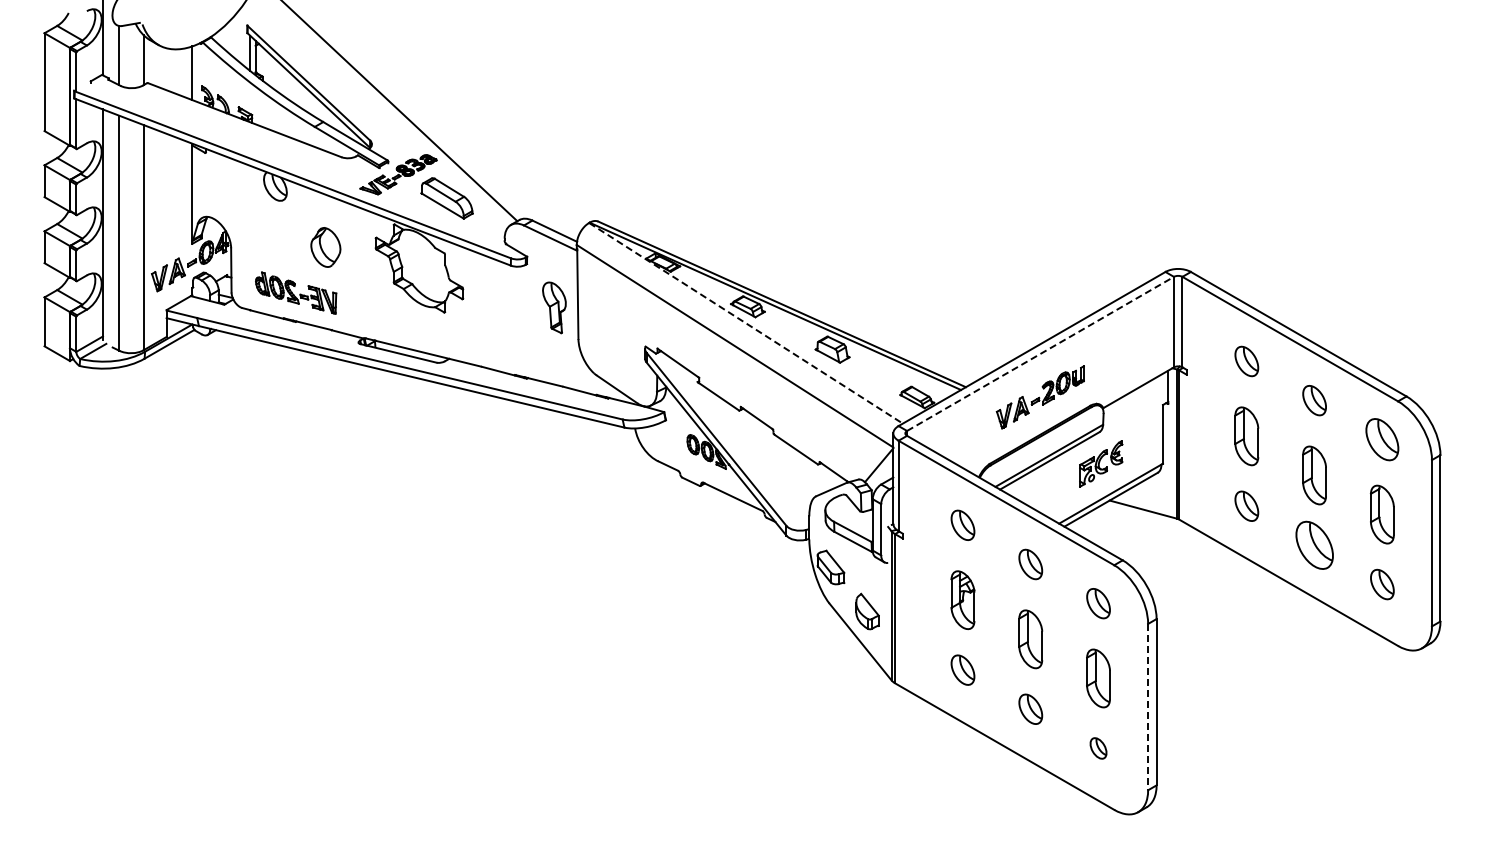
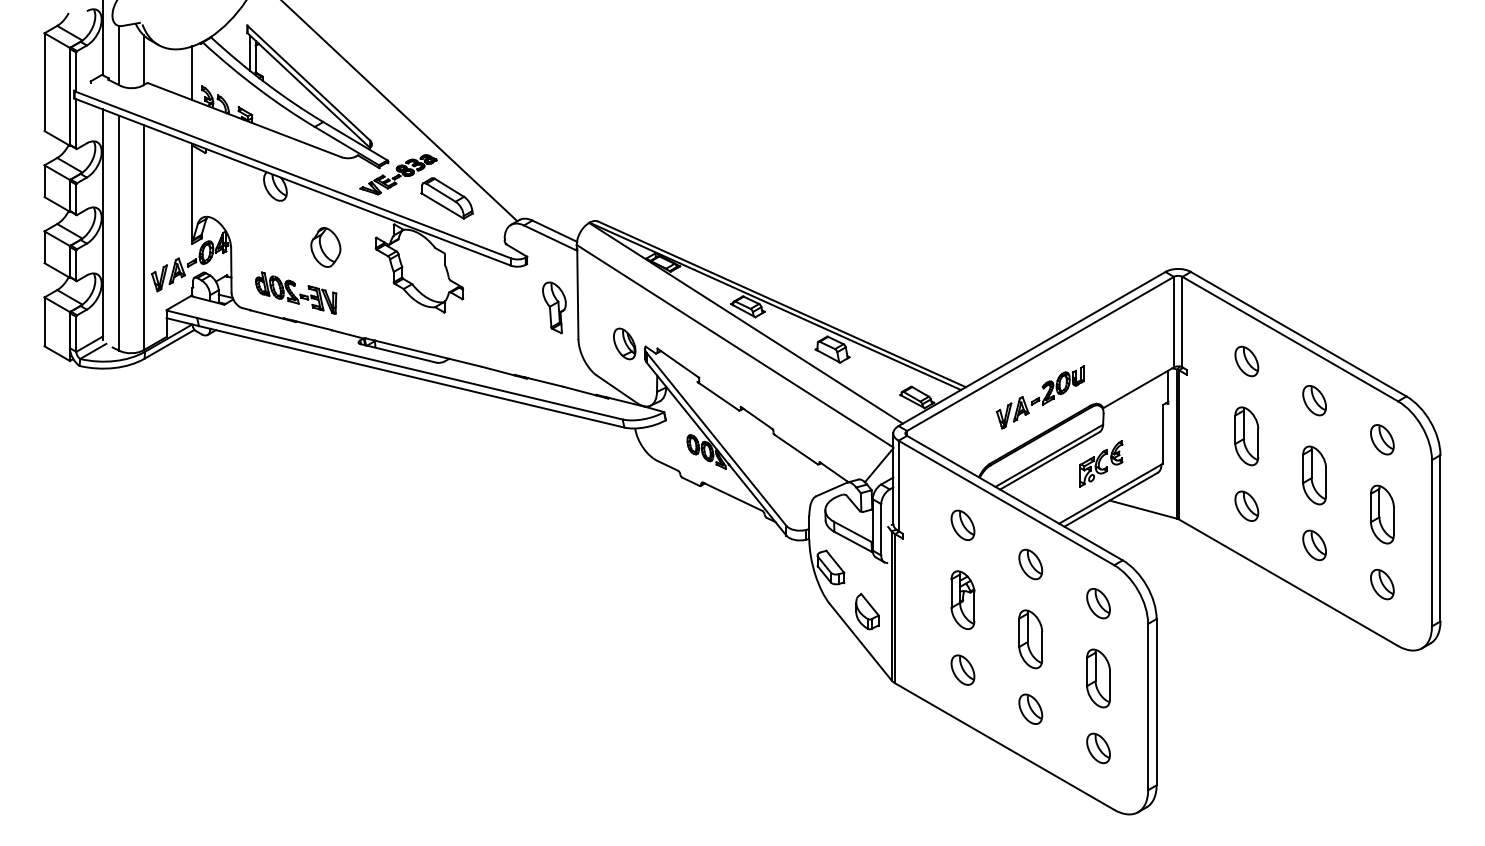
line: dashed -> solid (746, 323)
part: none -> present (624, 343)
line: dashed -> solid (1040, 353)
part size: 35x44 px -> 25x32 px (1382, 439)
part size: 39x50 px -> 25x33 px (1314, 545)
line: dashed -> solid (1148, 707)
part size: 19x23 px -> 25x33 px (1098, 748)
